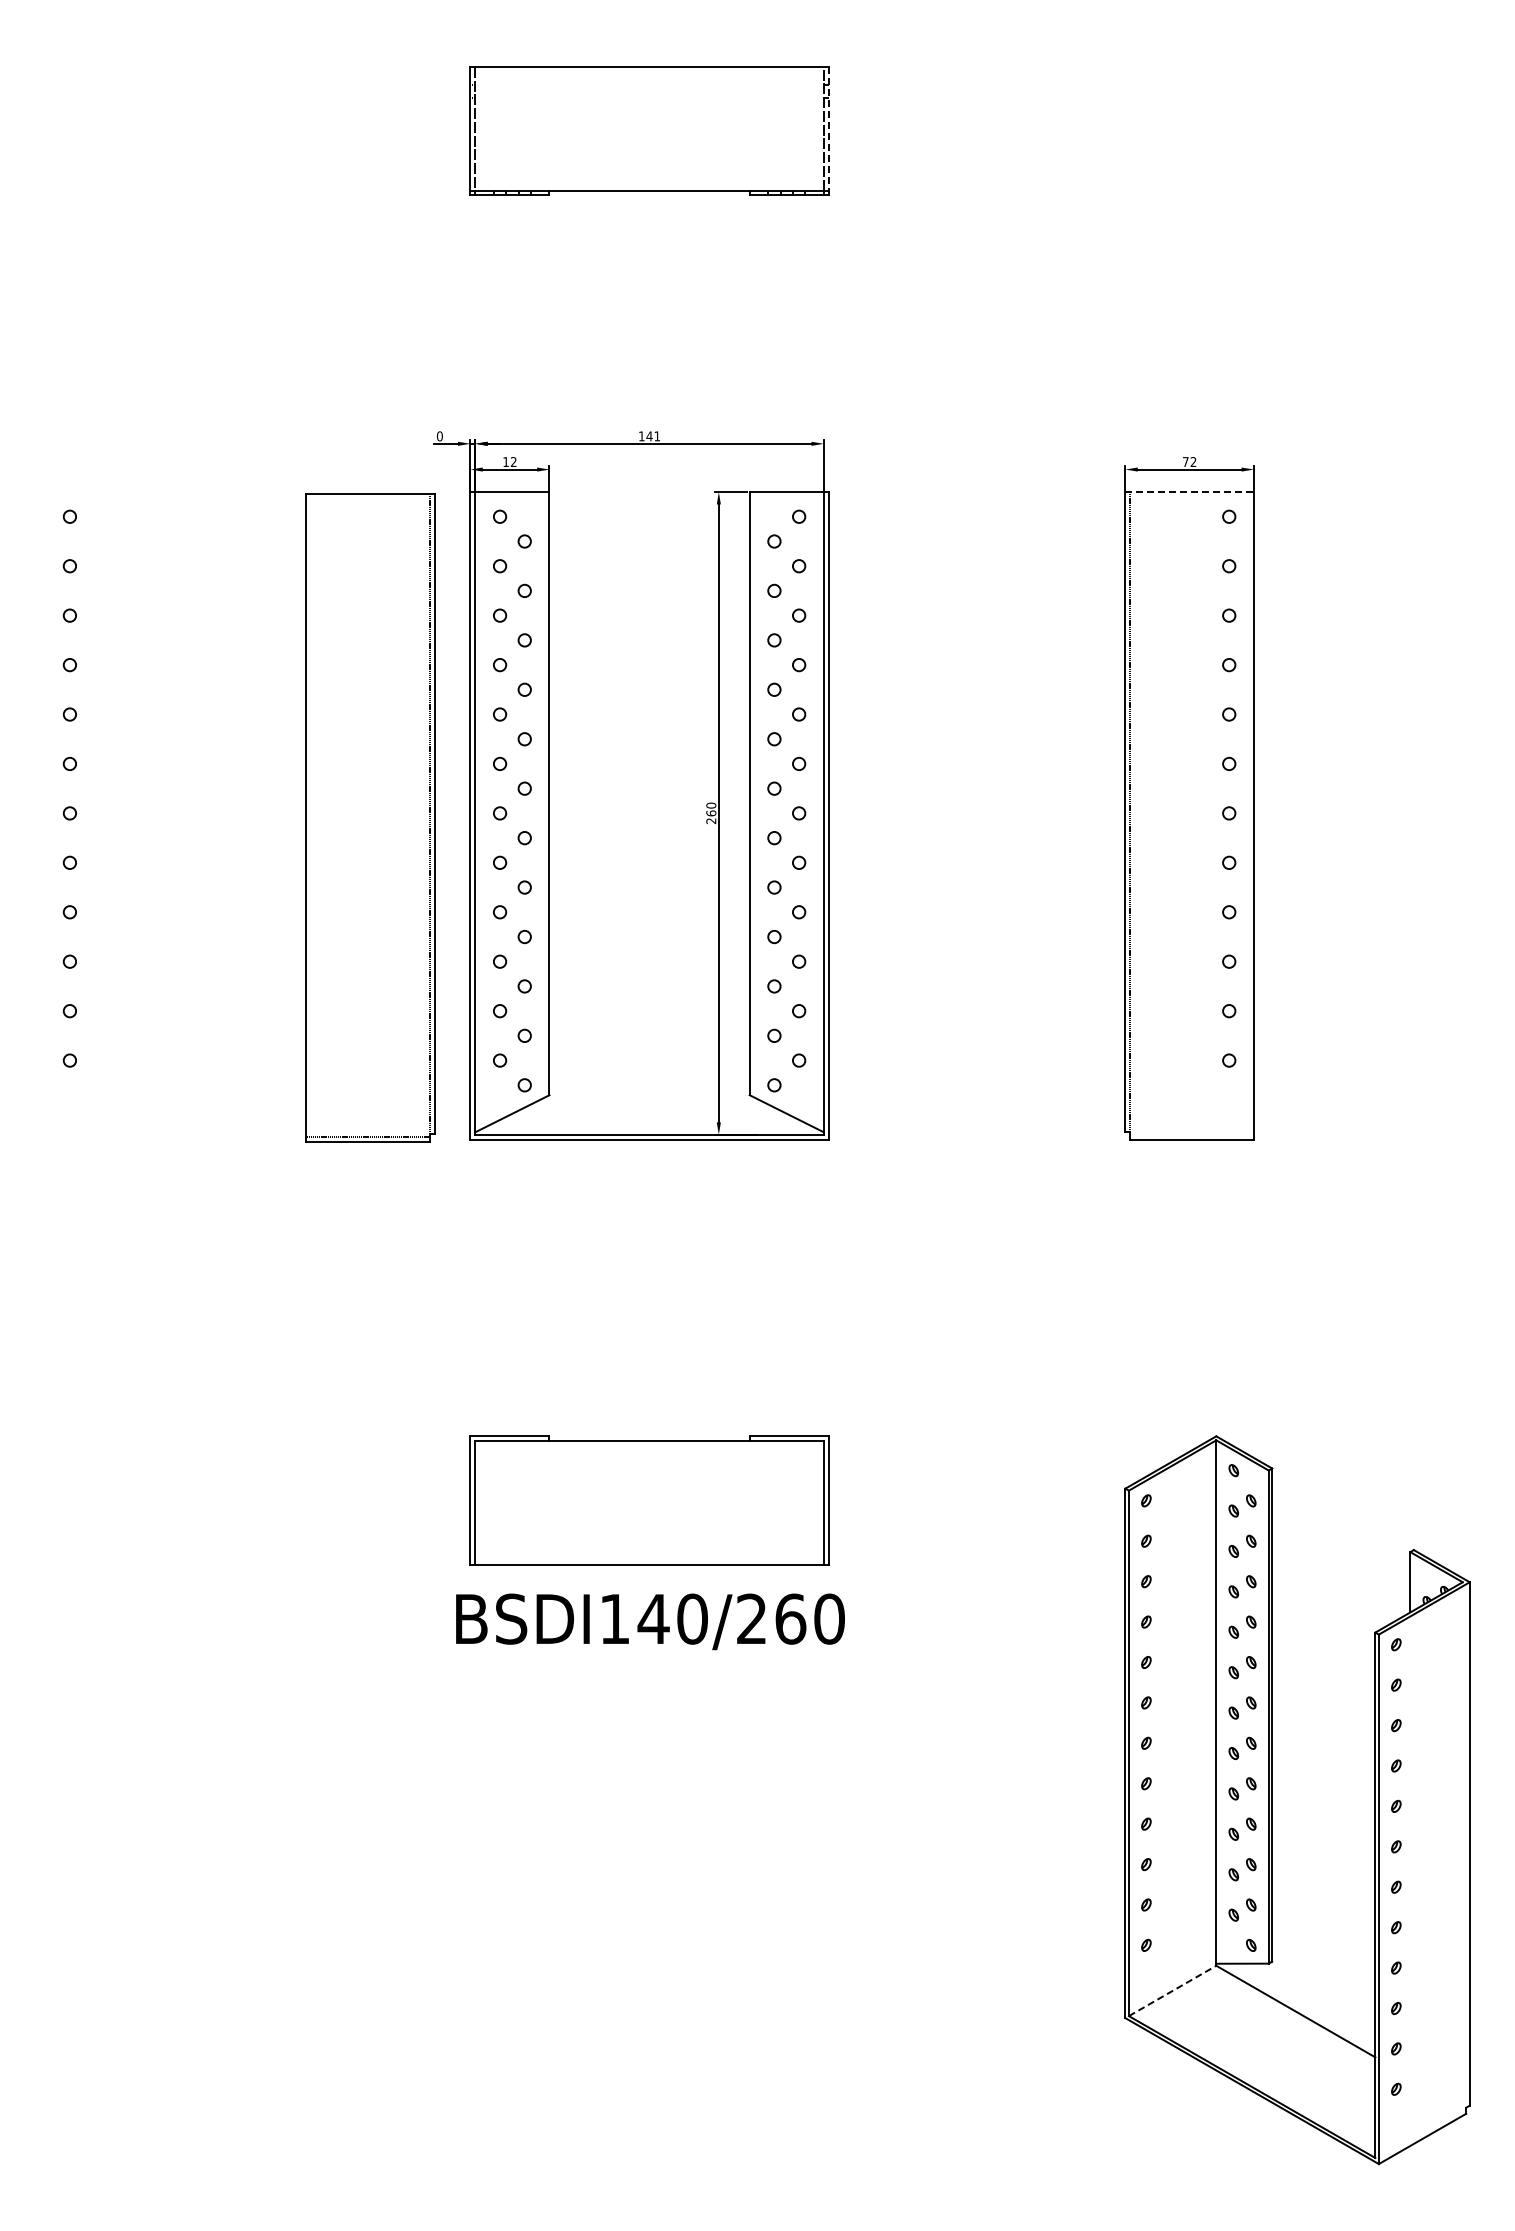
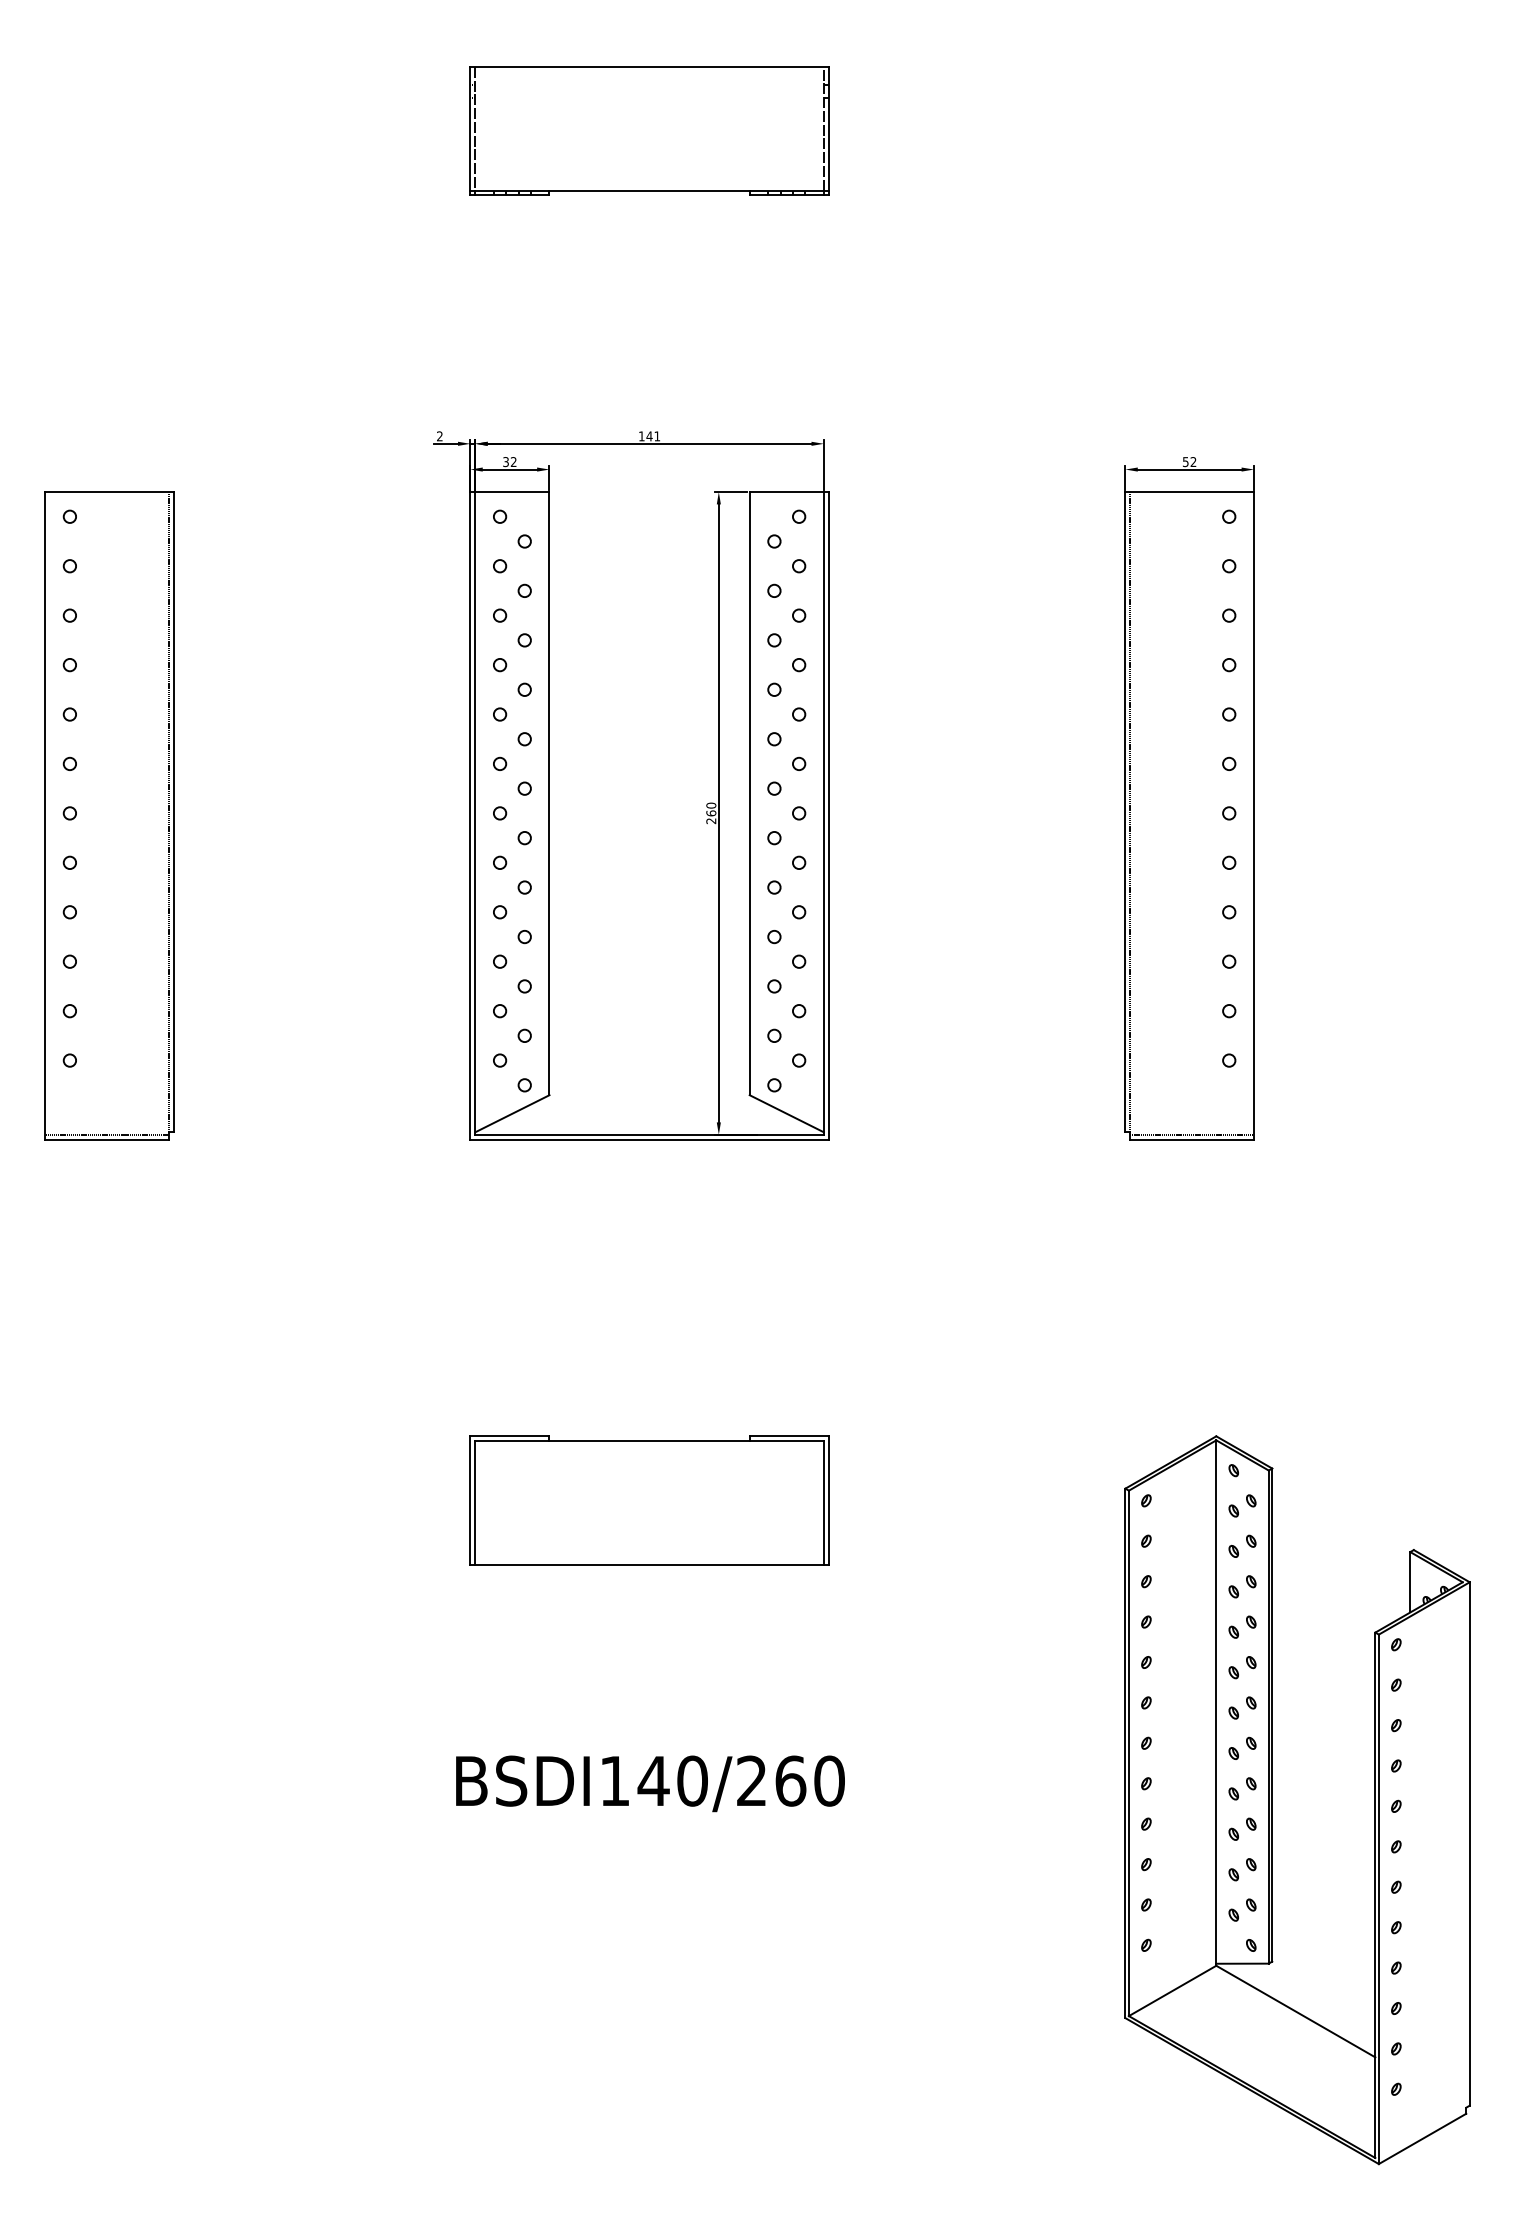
line: dashed -> solid (828, 128)
text: 0 -> 2 (439, 436)
text: 12 -> 32 (505, 462)
text: 72 -> 52 (1185, 462)
line: dashed -> solid (1190, 492)
part position: (370, 817) -> (109, 815) (109, 815)
line: none -> present (1191, 1134)
text position: (650, 1621) -> (650, 1783) (650, 1783)
line: dashed -> solid (1173, 1990)
